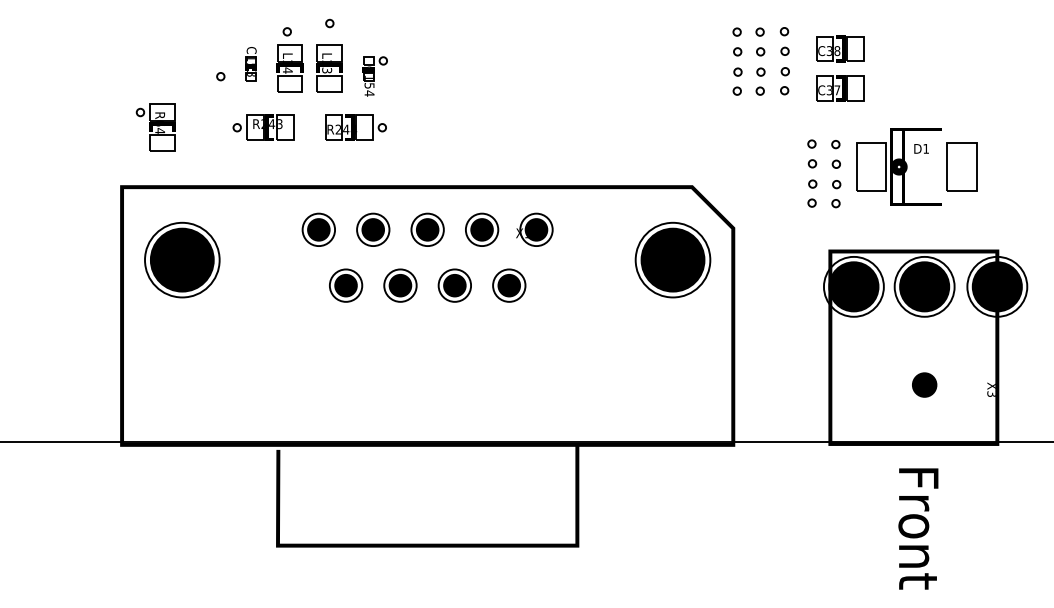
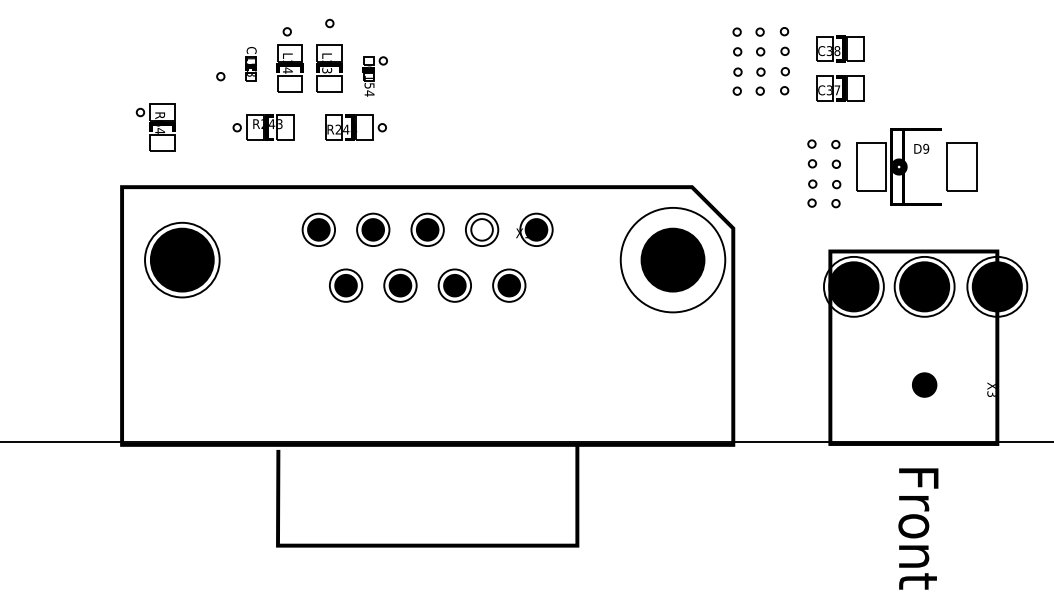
text: D1 -> D9 (926, 148)
fill: present -> none (481, 229)
circle diameter: 75 px -> 105 px (672, 259)
